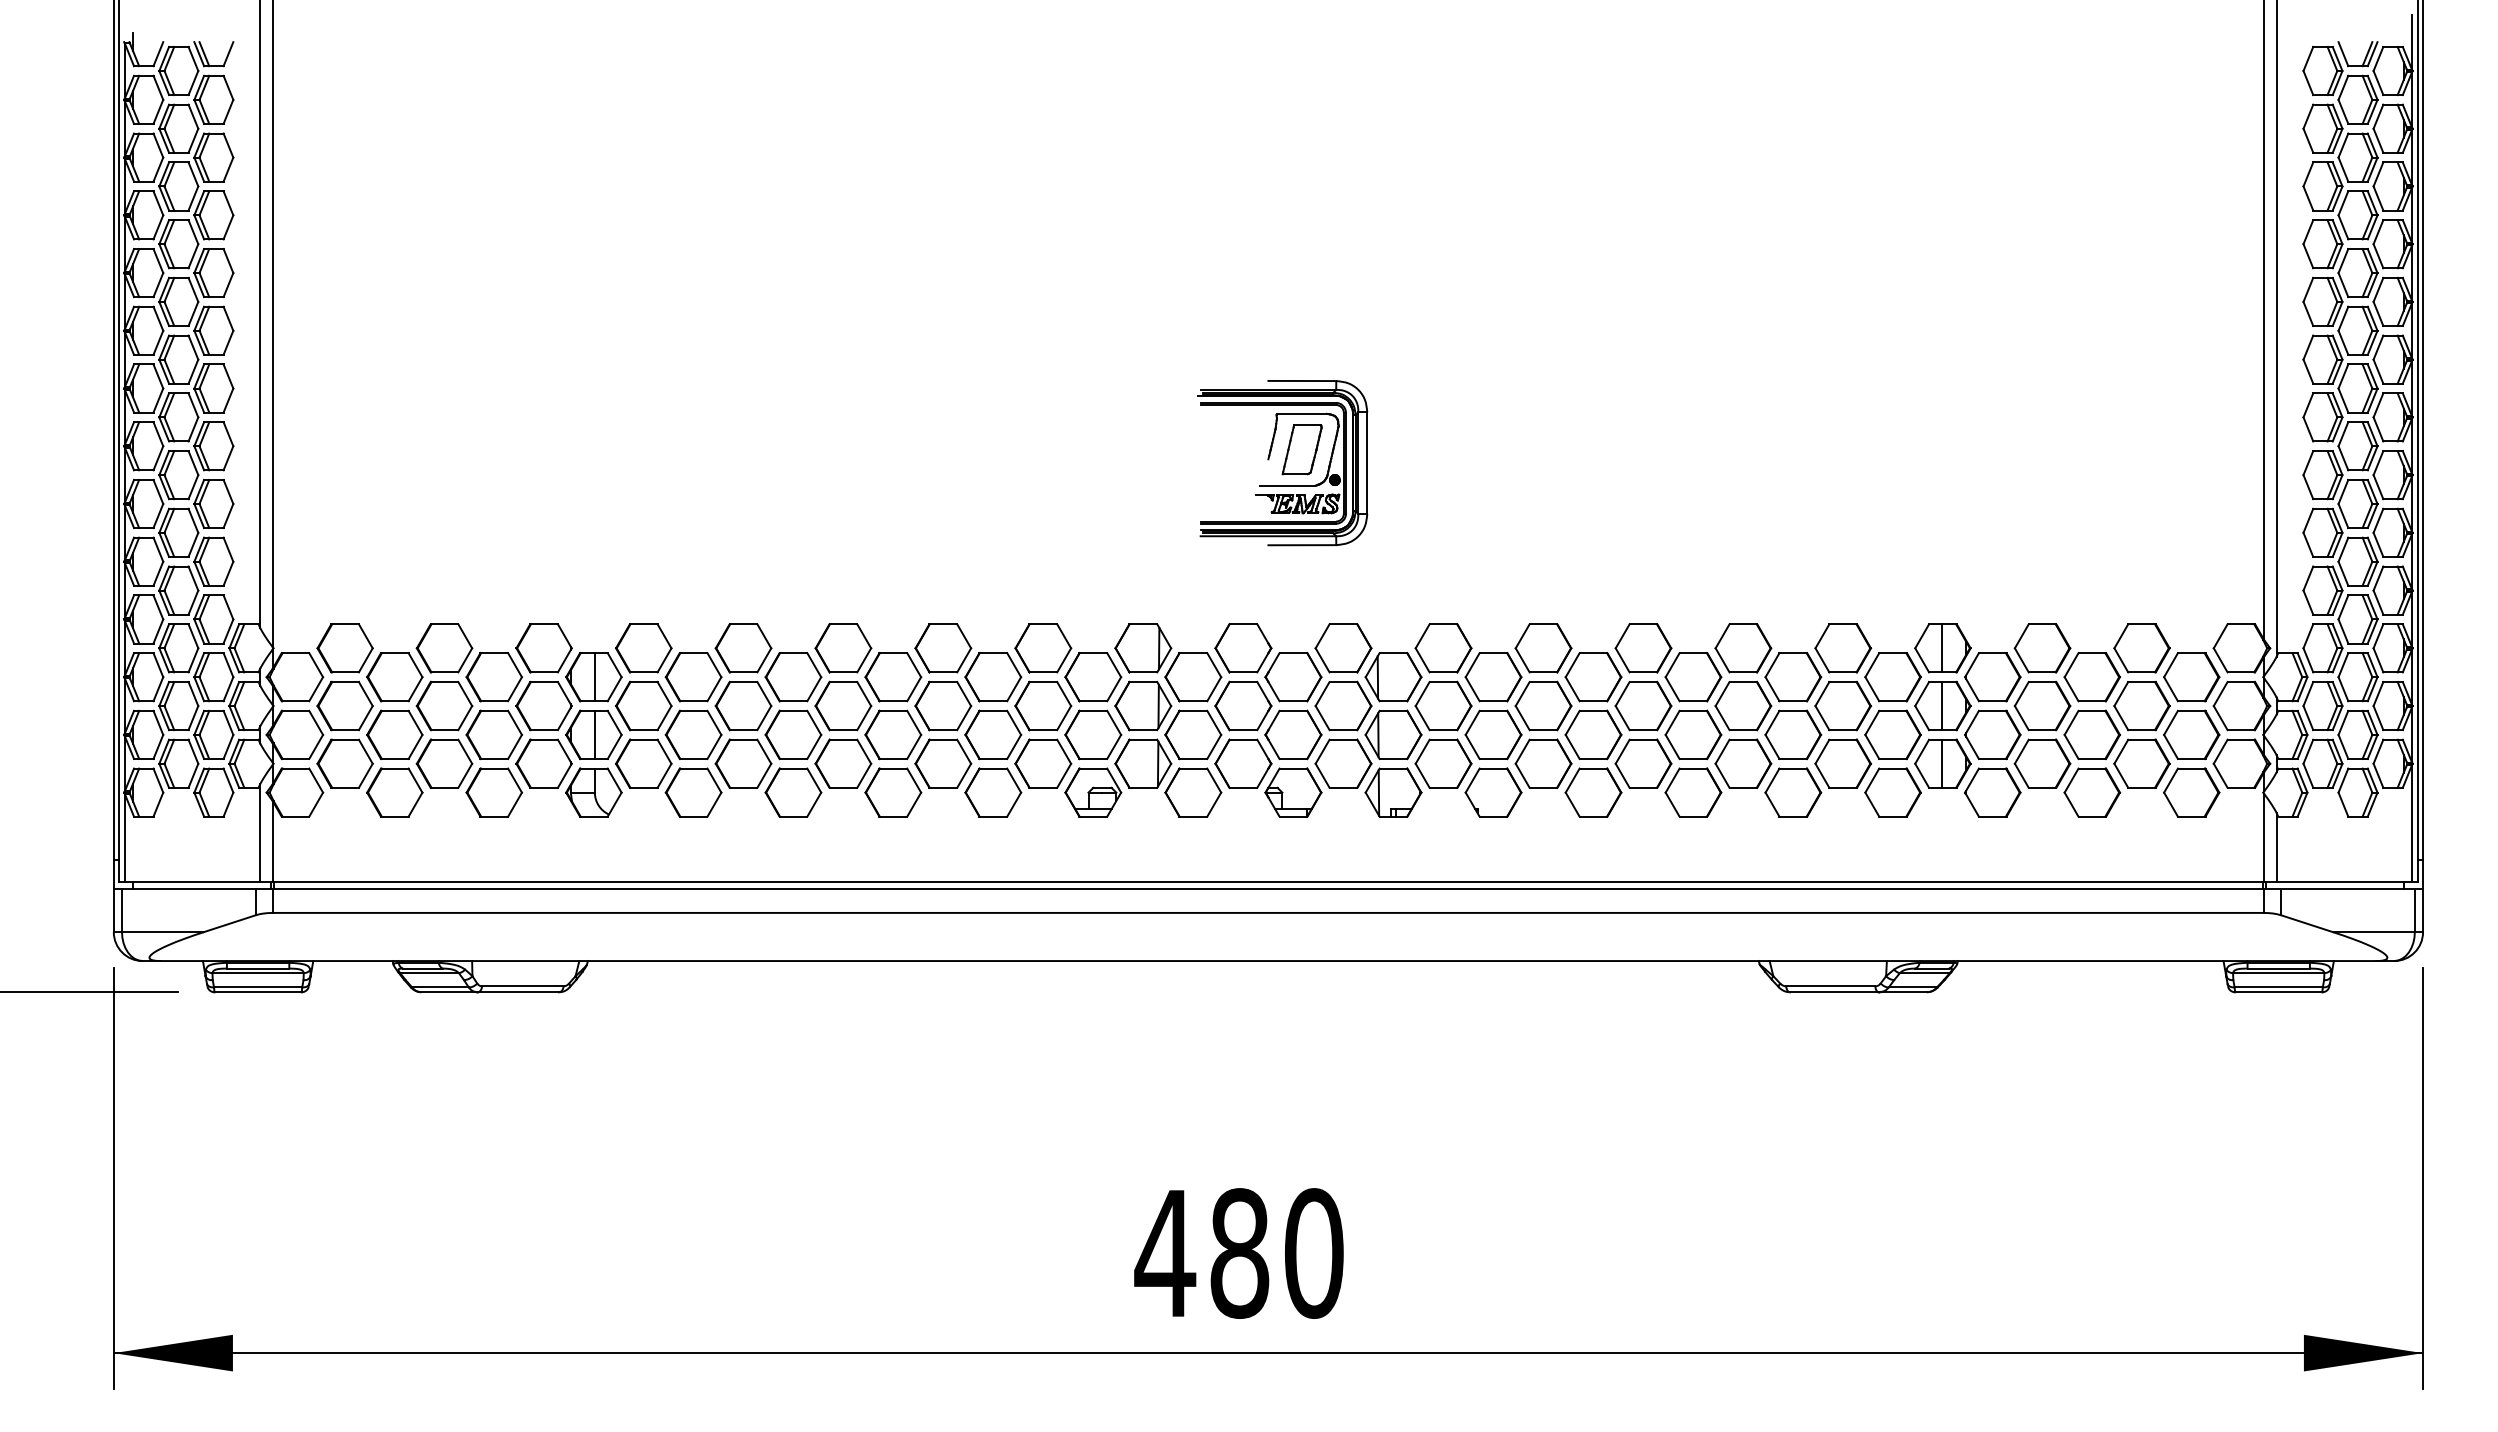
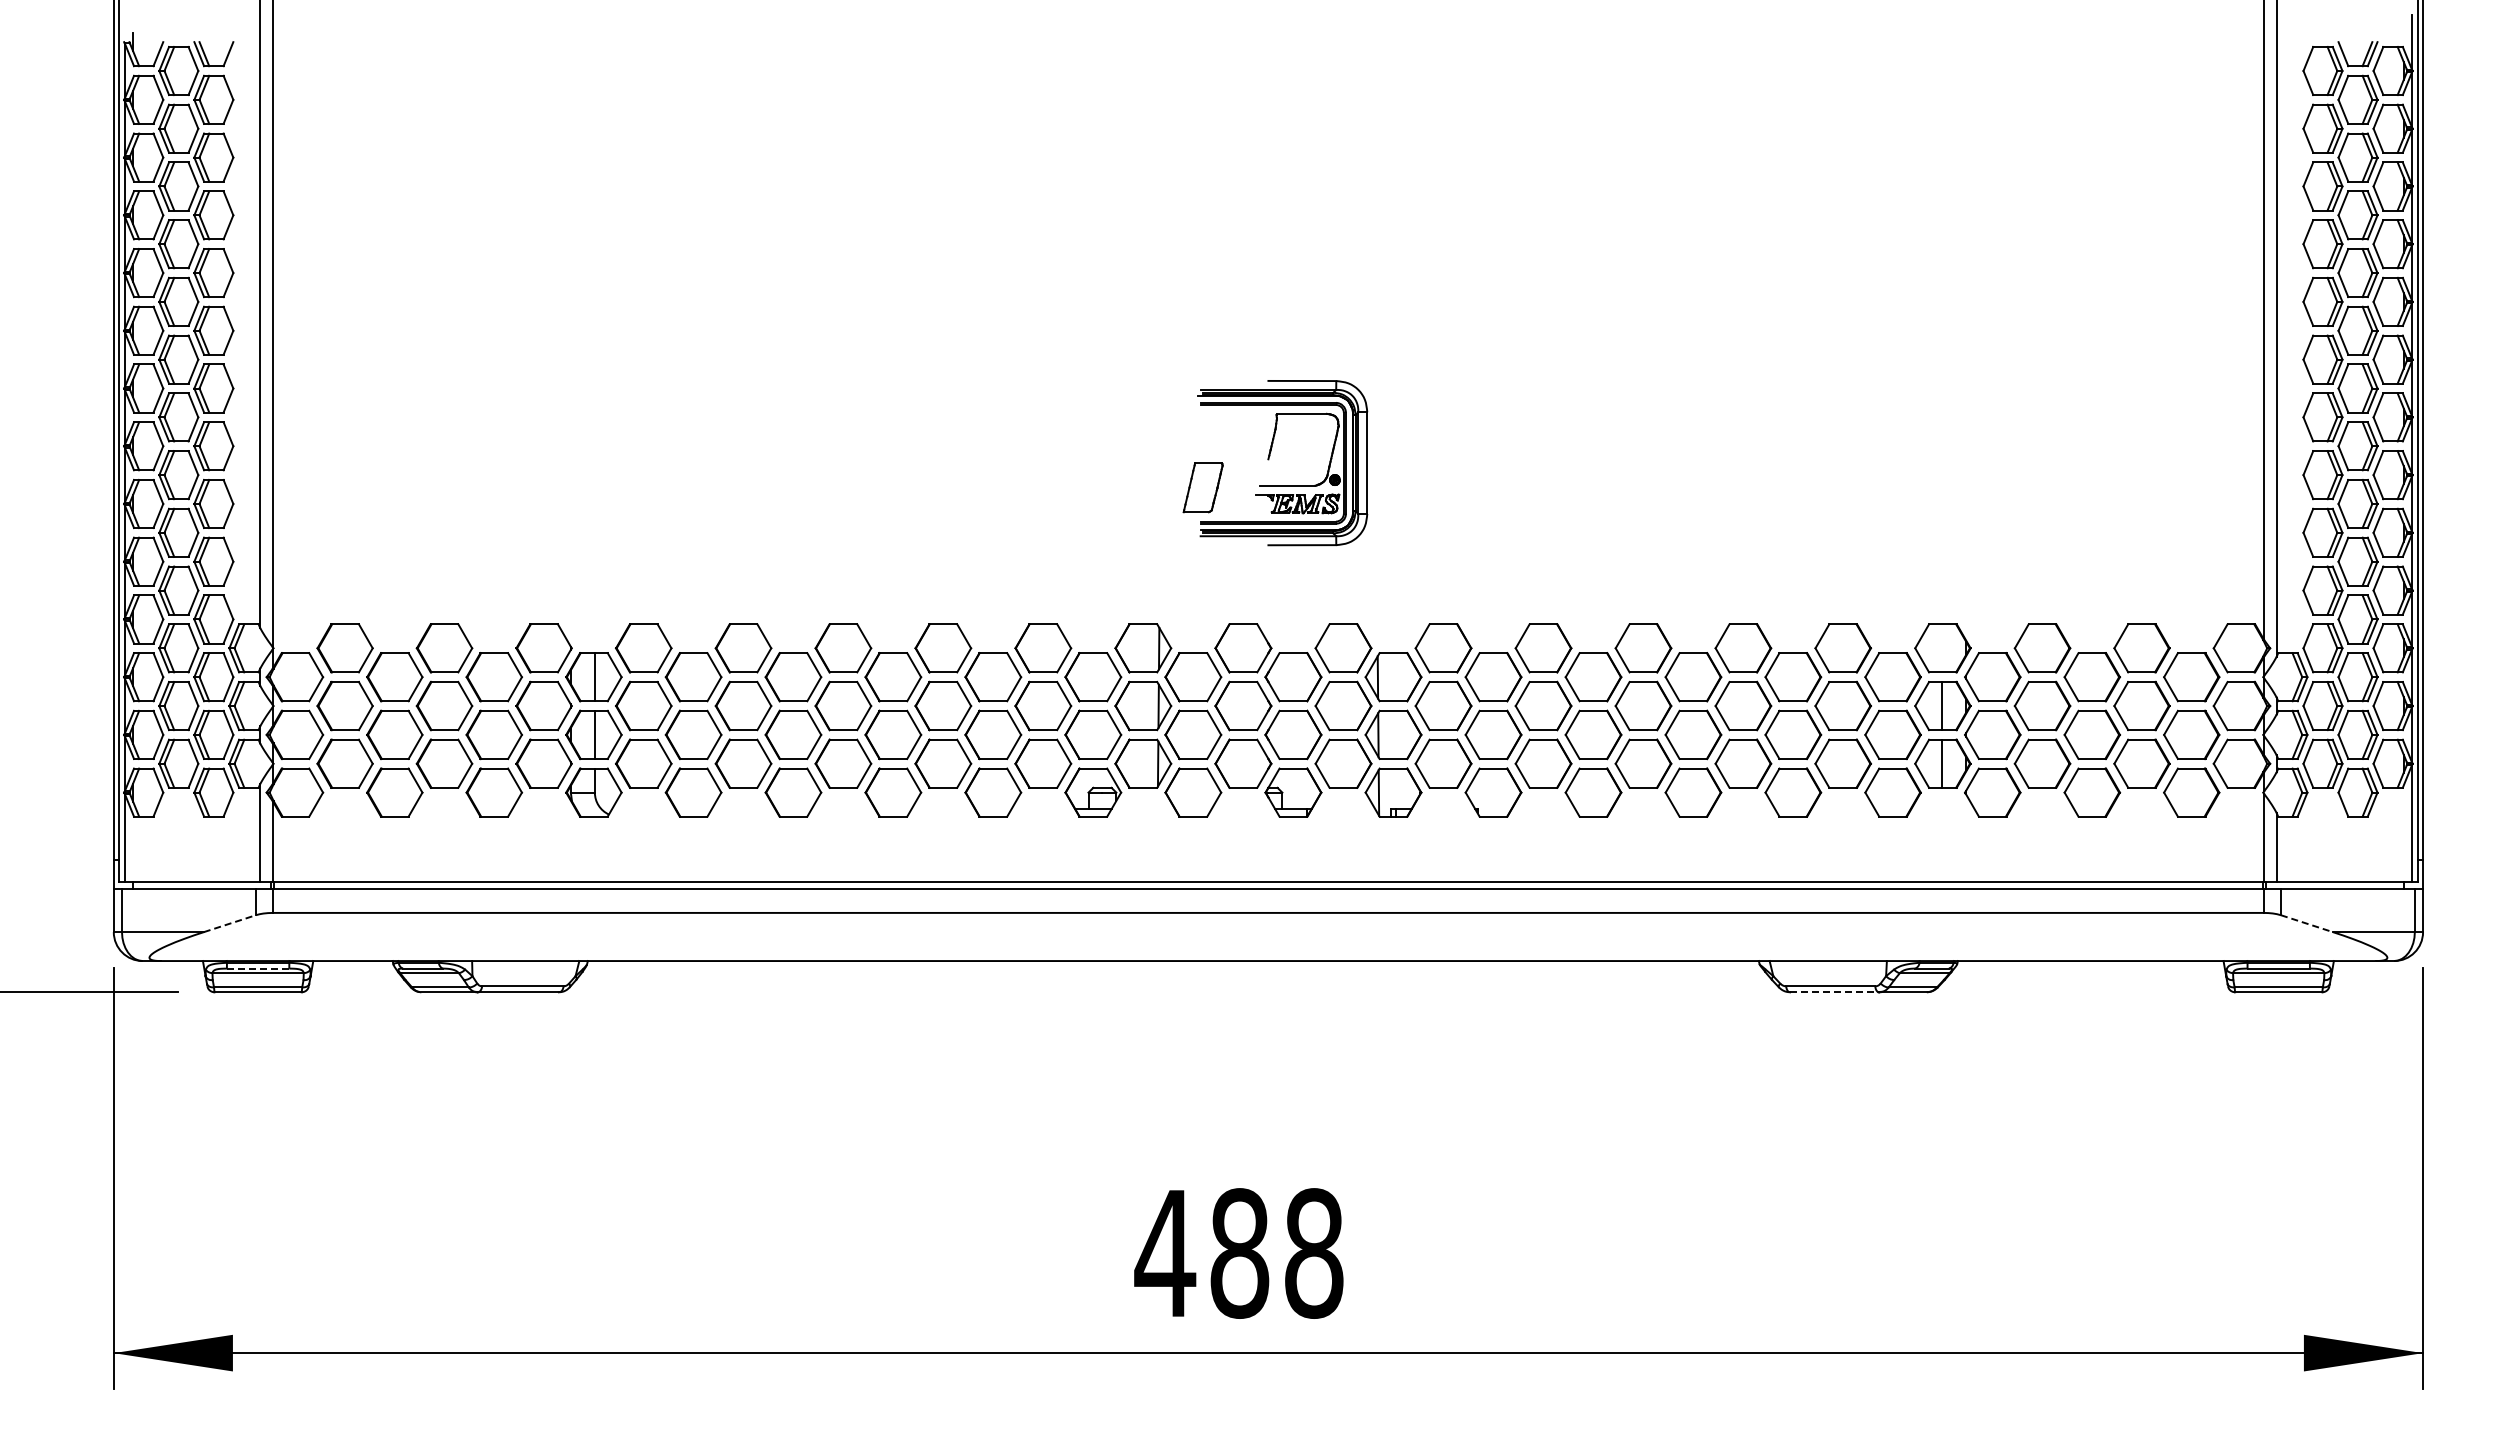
part position: (1301, 449) -> (1202, 487) (1202, 487)
line: present -> none (1941, 648)
line: solid -> dashed (230, 923)
line: solid -> dashed (2307, 923)
line: solid -> dashed (258, 968)
line: solid -> dashed (1834, 992)
text: 480 -> 488 (1314, 1253)
